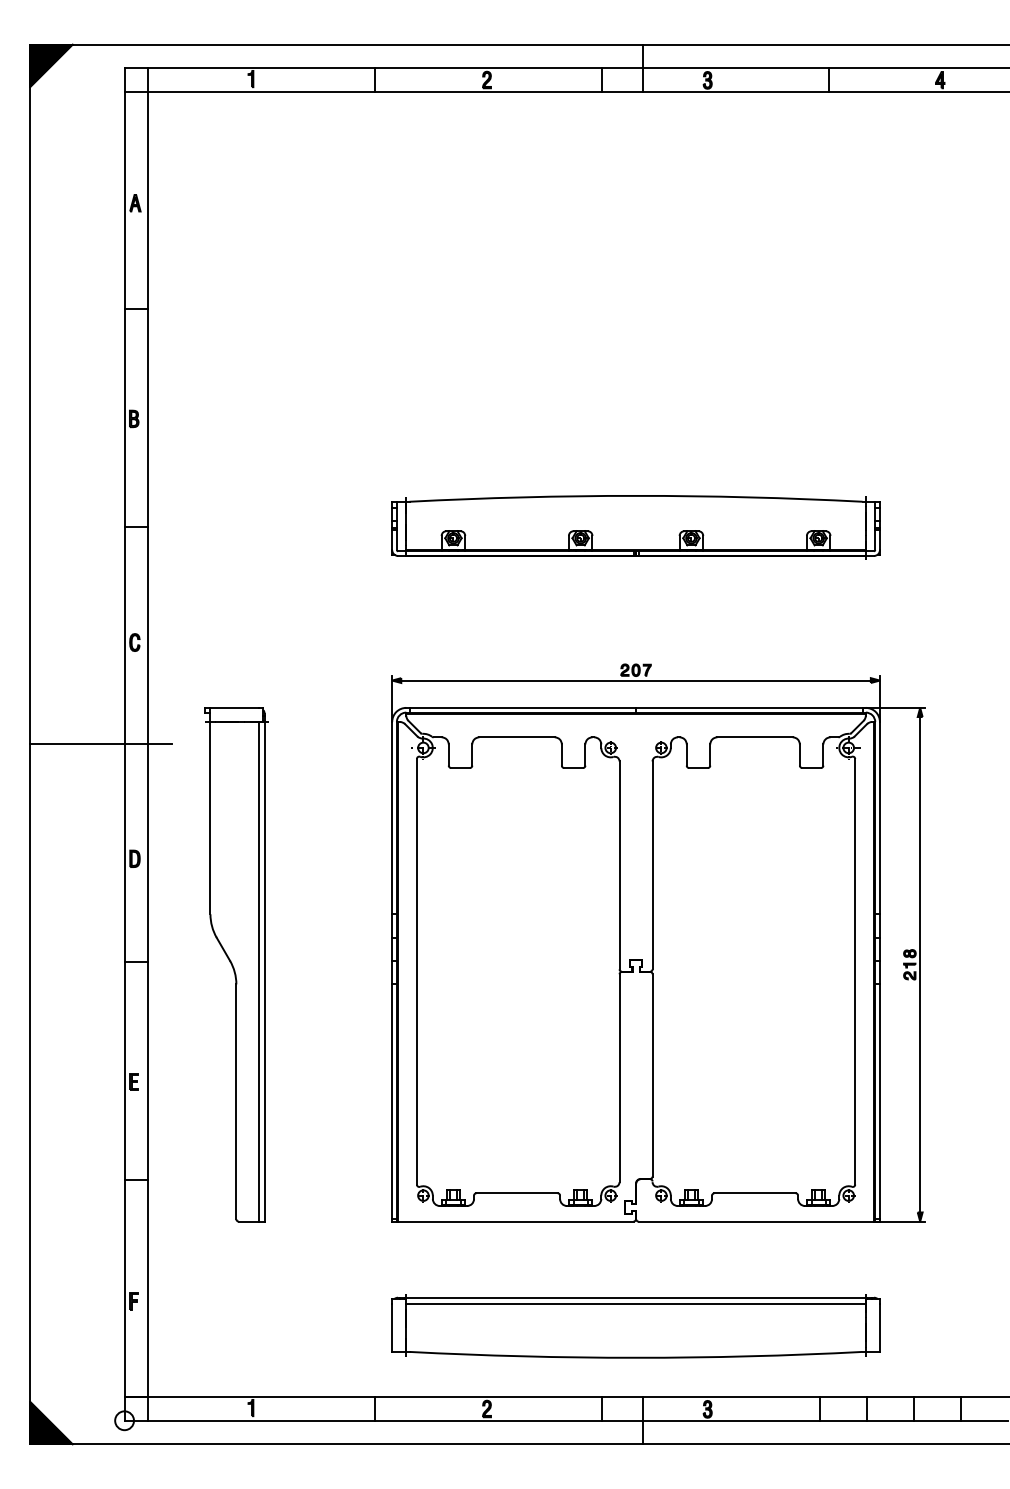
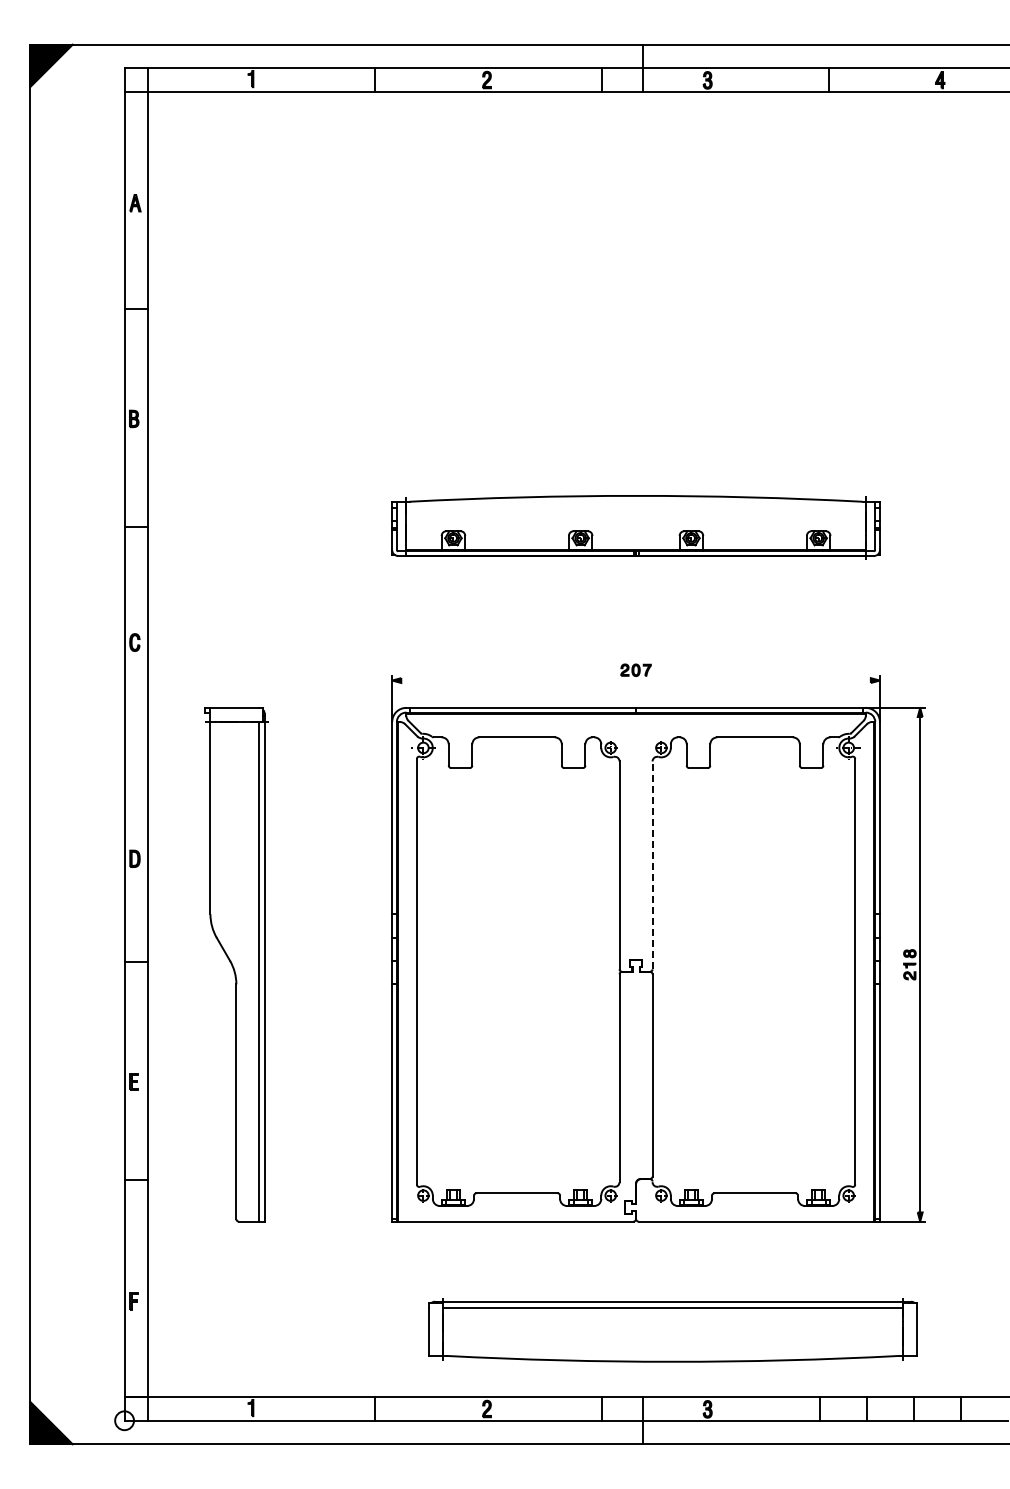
line: present -> none (635, 680)
line: present -> none (100, 744)
line: solid -> dashed (652, 865)
part position: (635, 1326) -> (672, 1330) (672, 1330)
